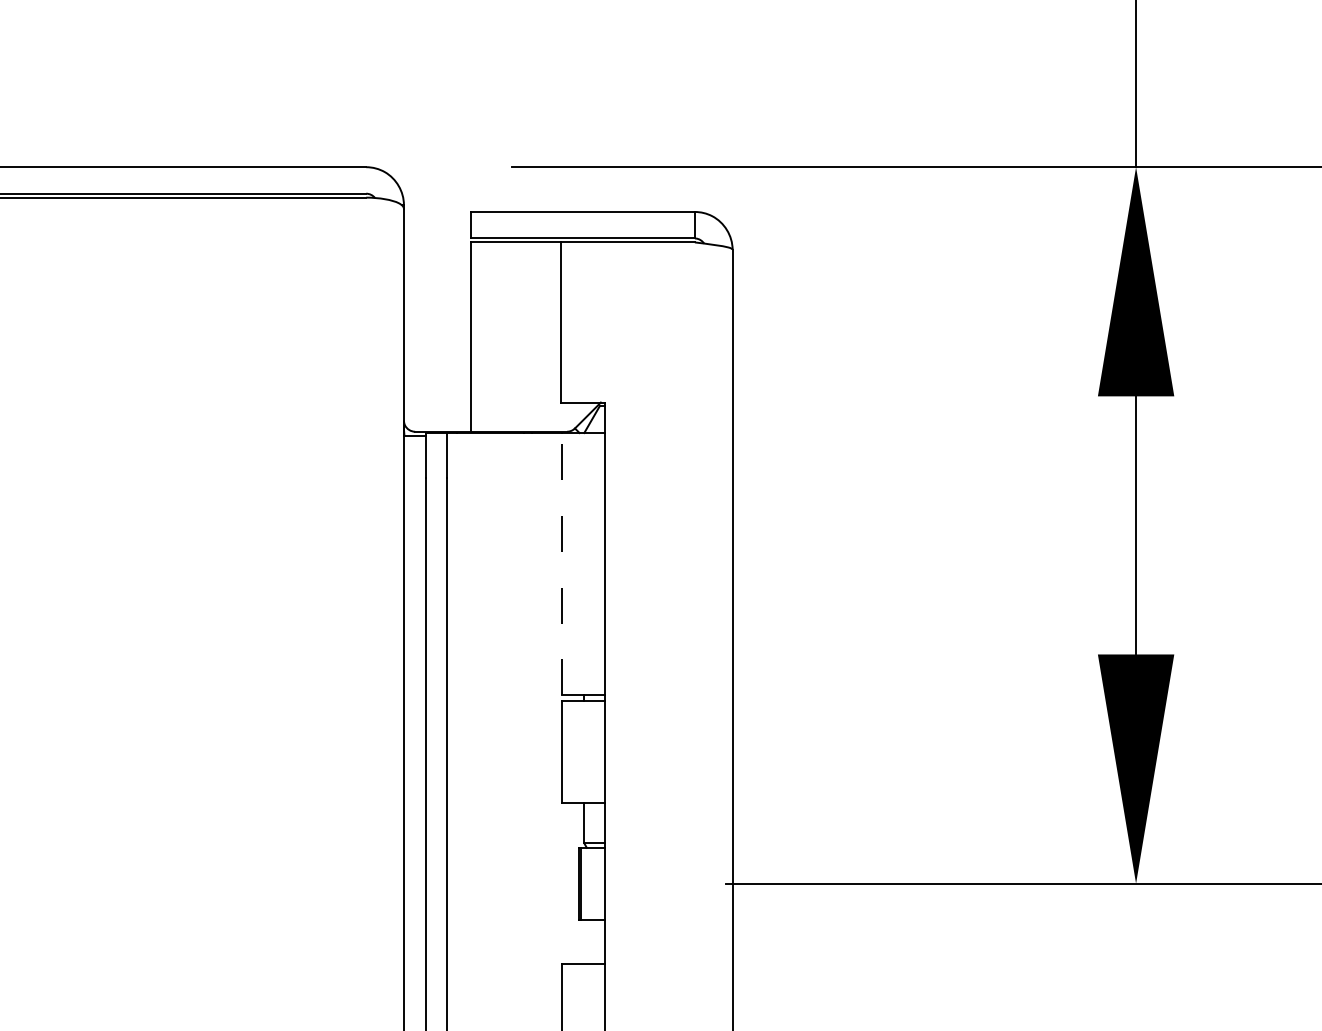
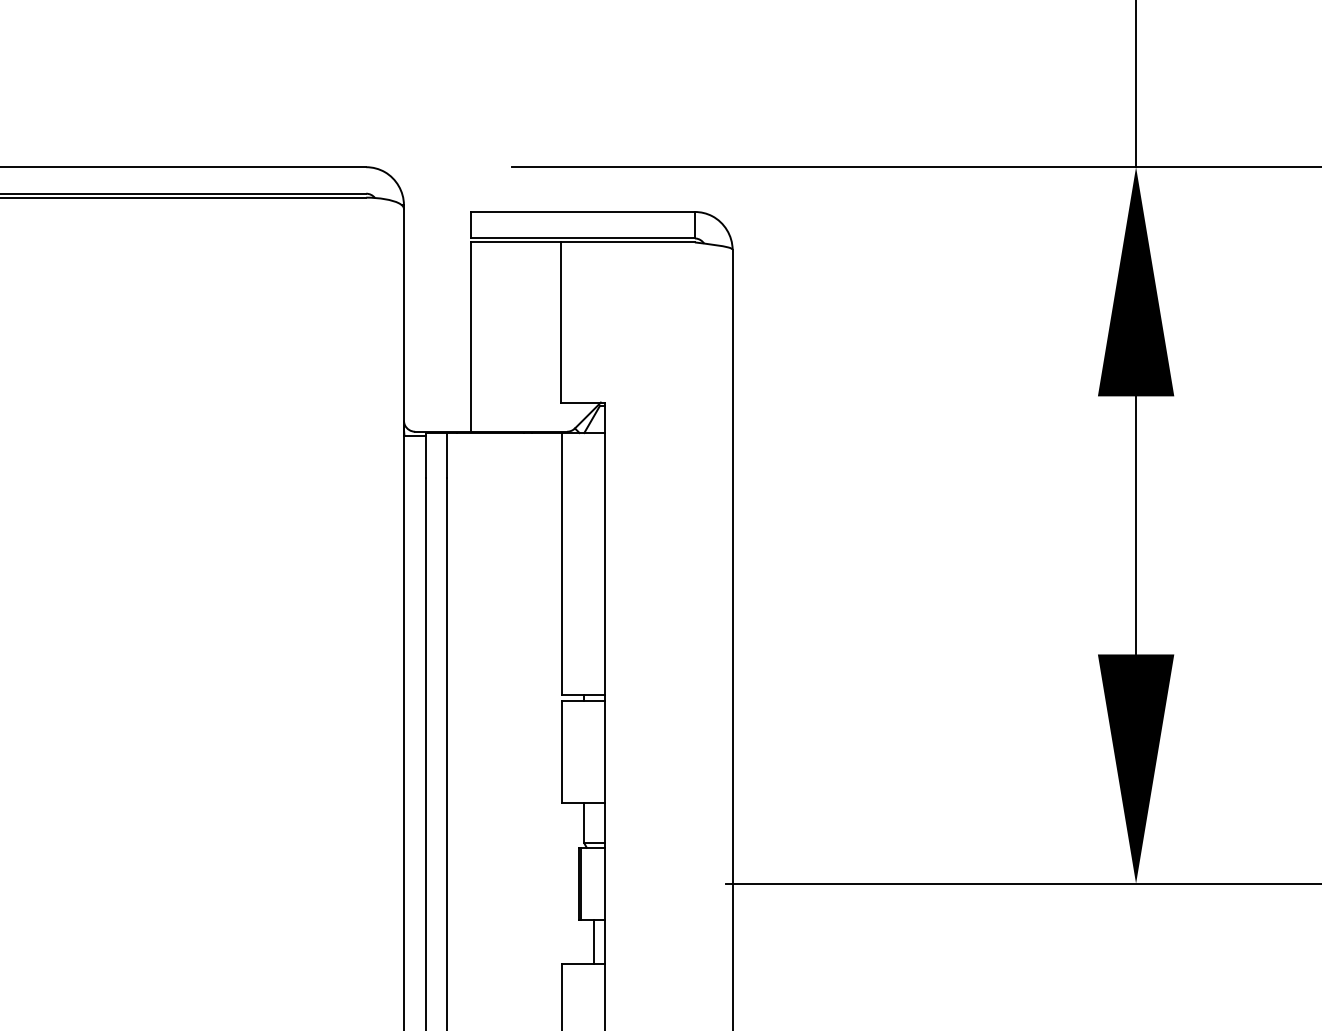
line: dashed -> solid (561, 563)
line: none -> present (594, 941)
